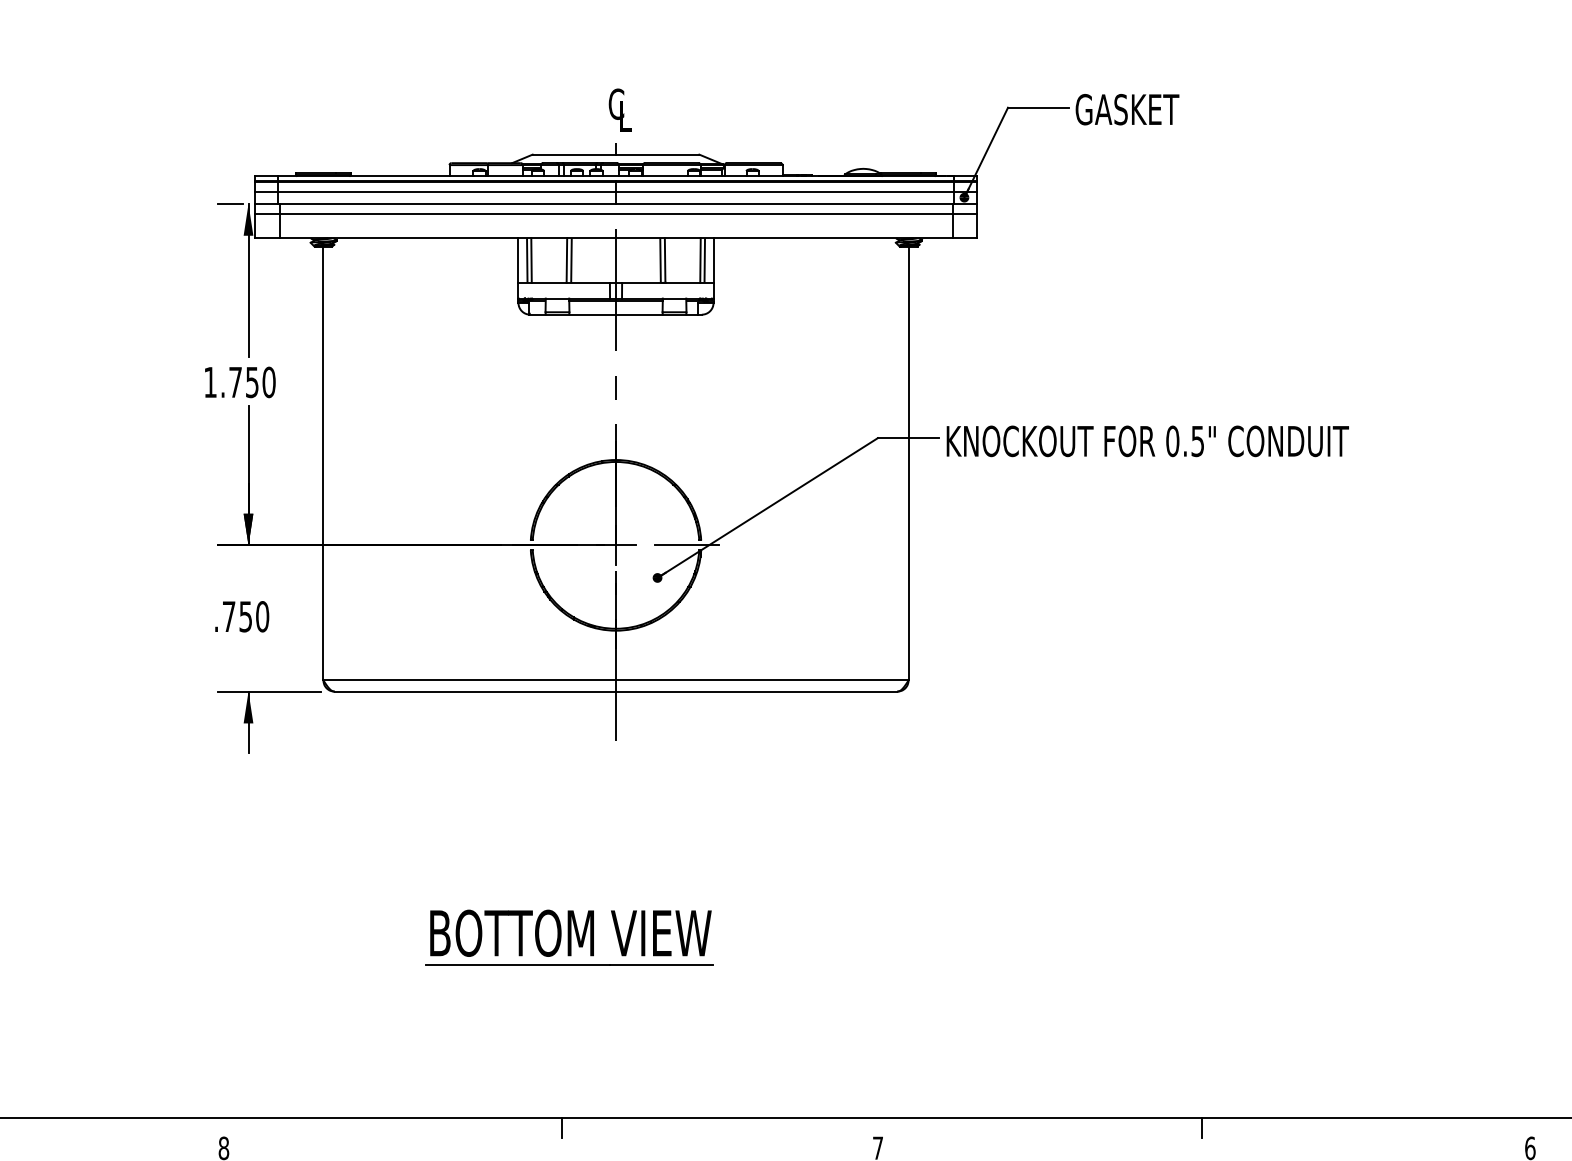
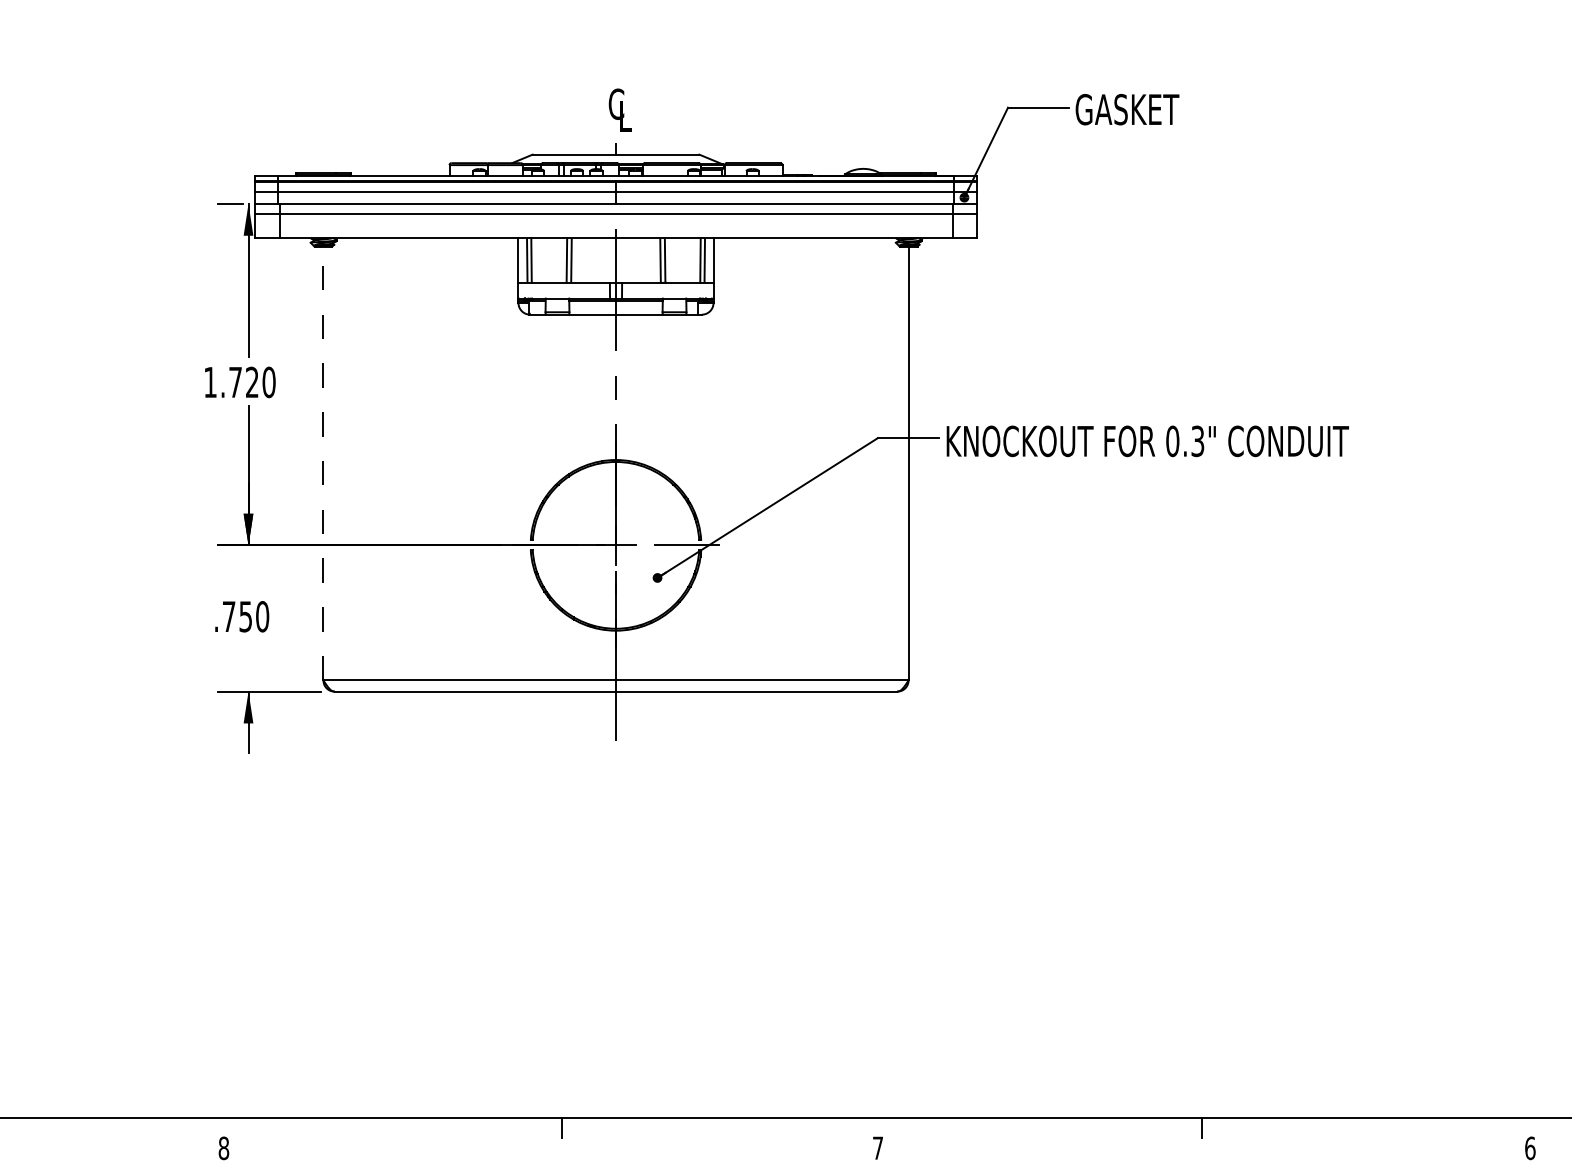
text: 1.750 -> 1.720 (252, 382)
text: 0.5" -> 0.3" (1198, 440)
line: solid -> dashed (323, 463)
part: present -> none (569, 937)
